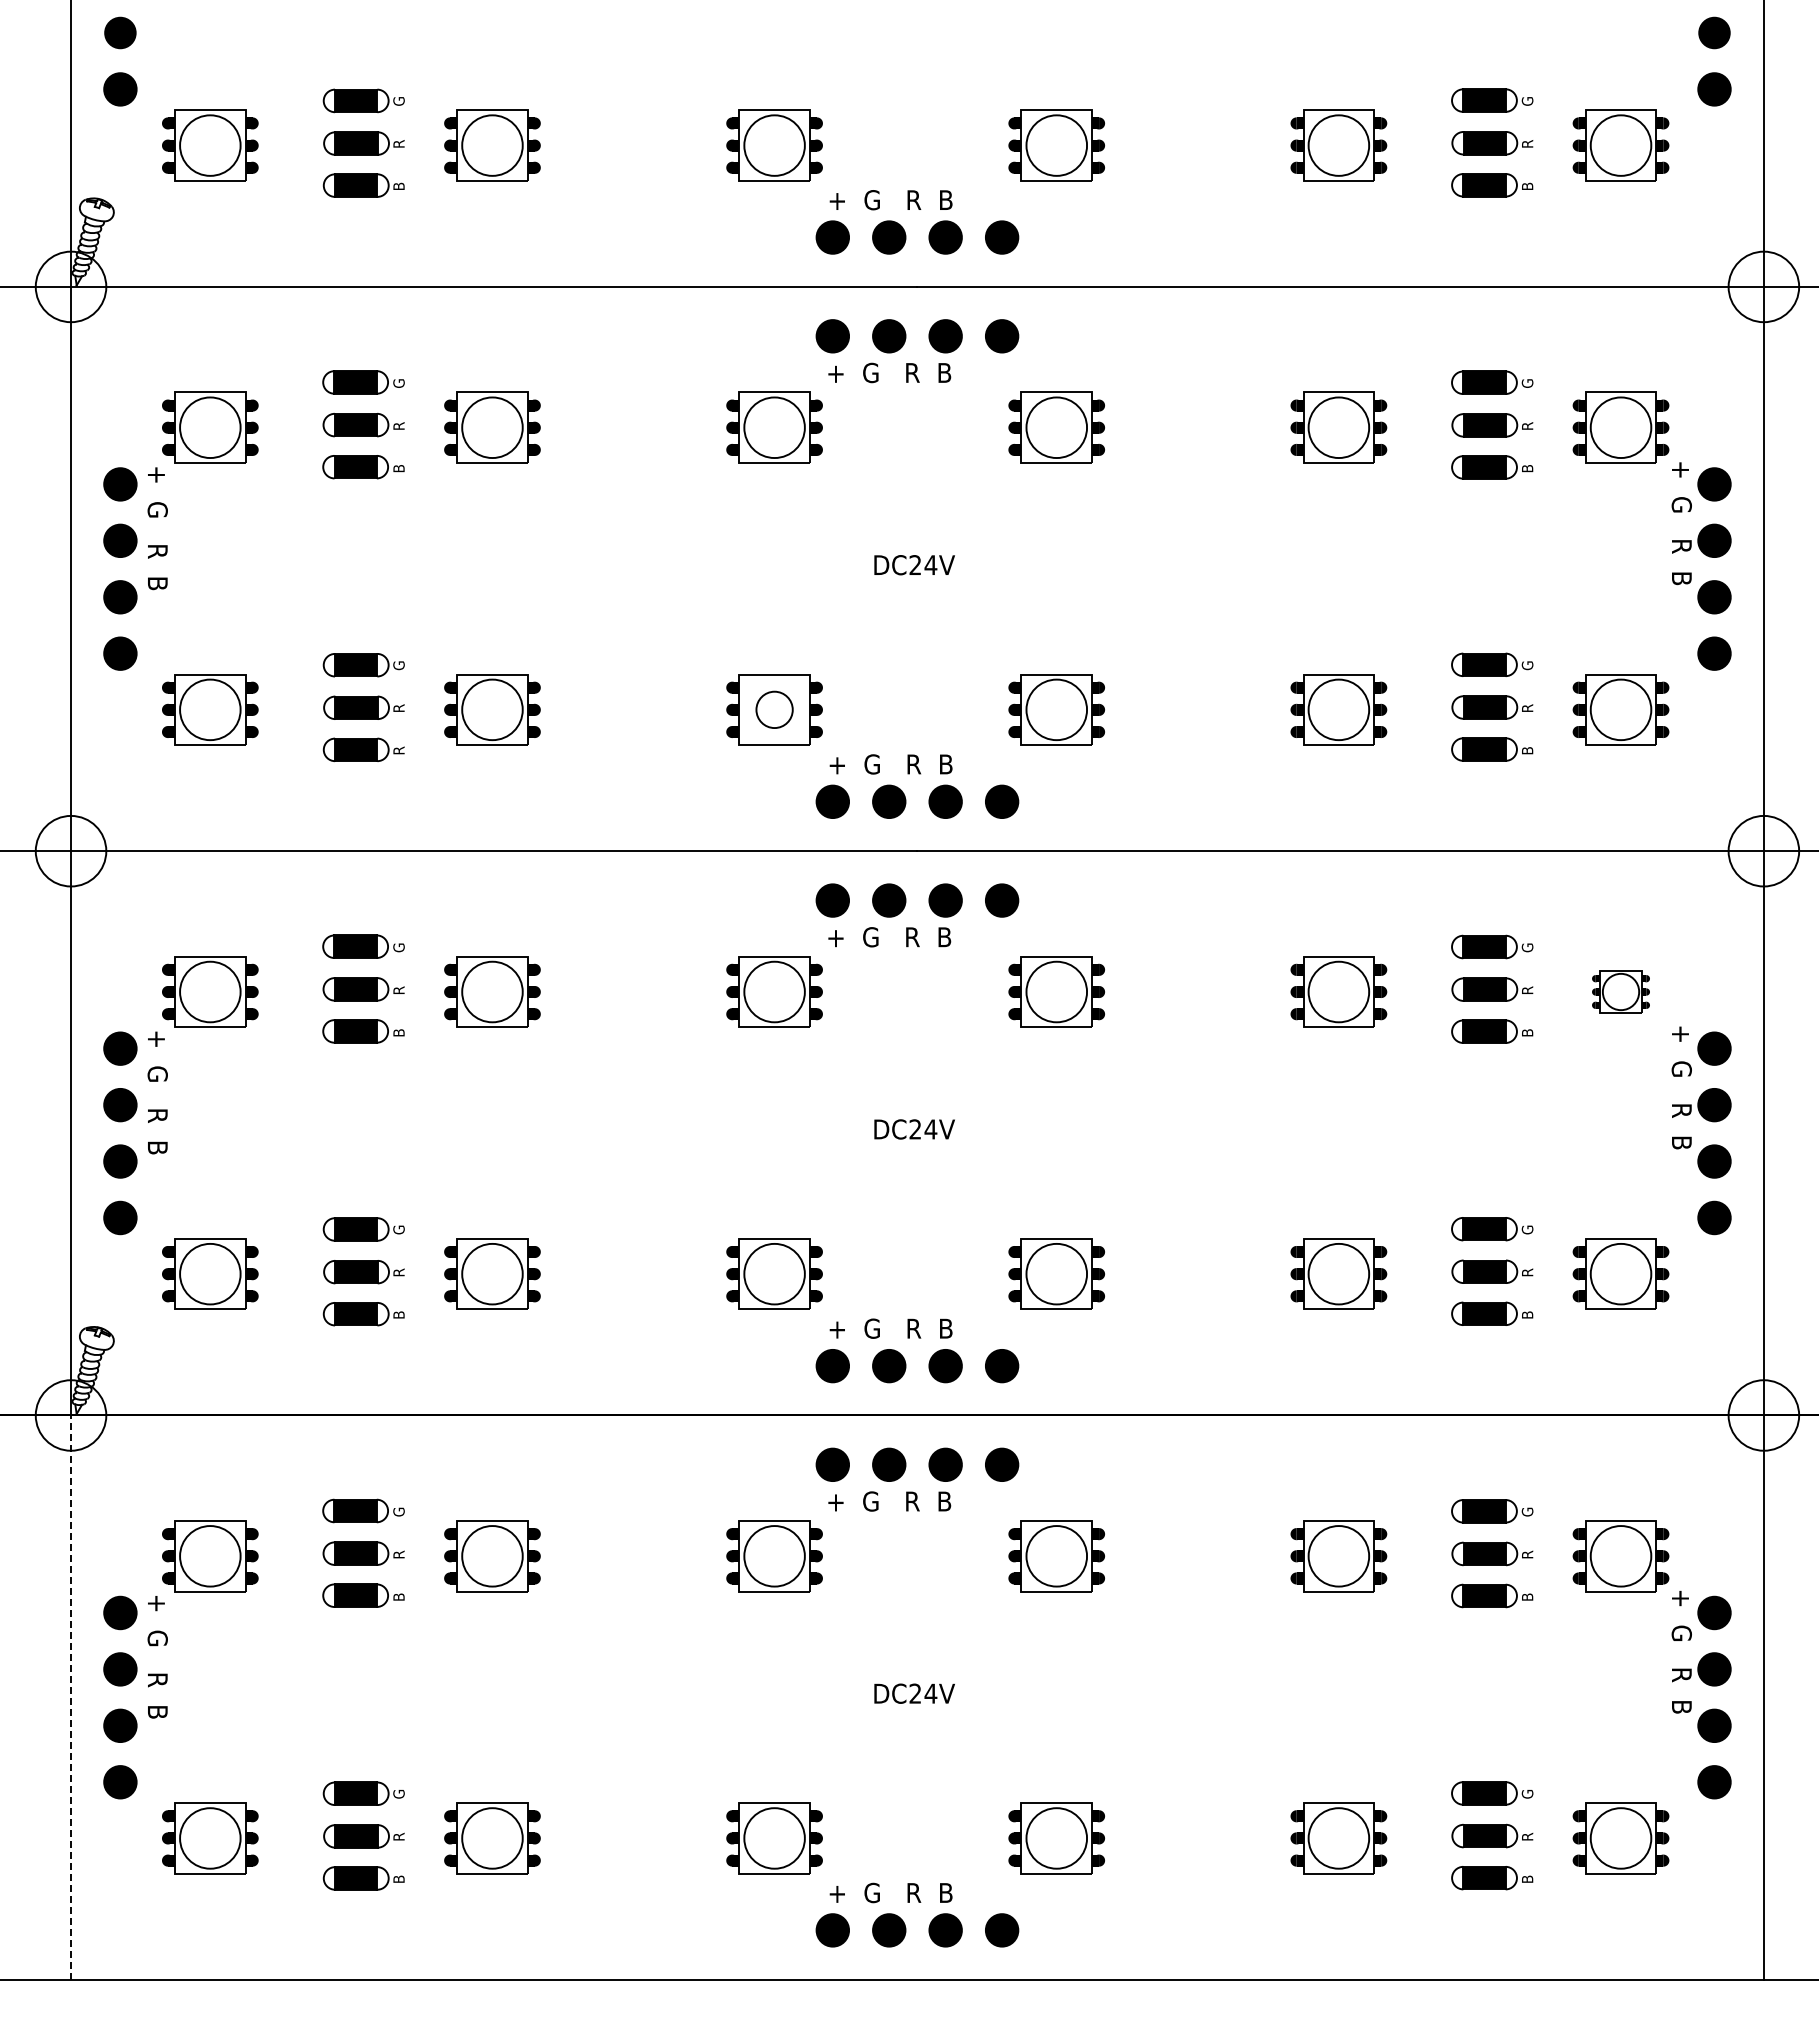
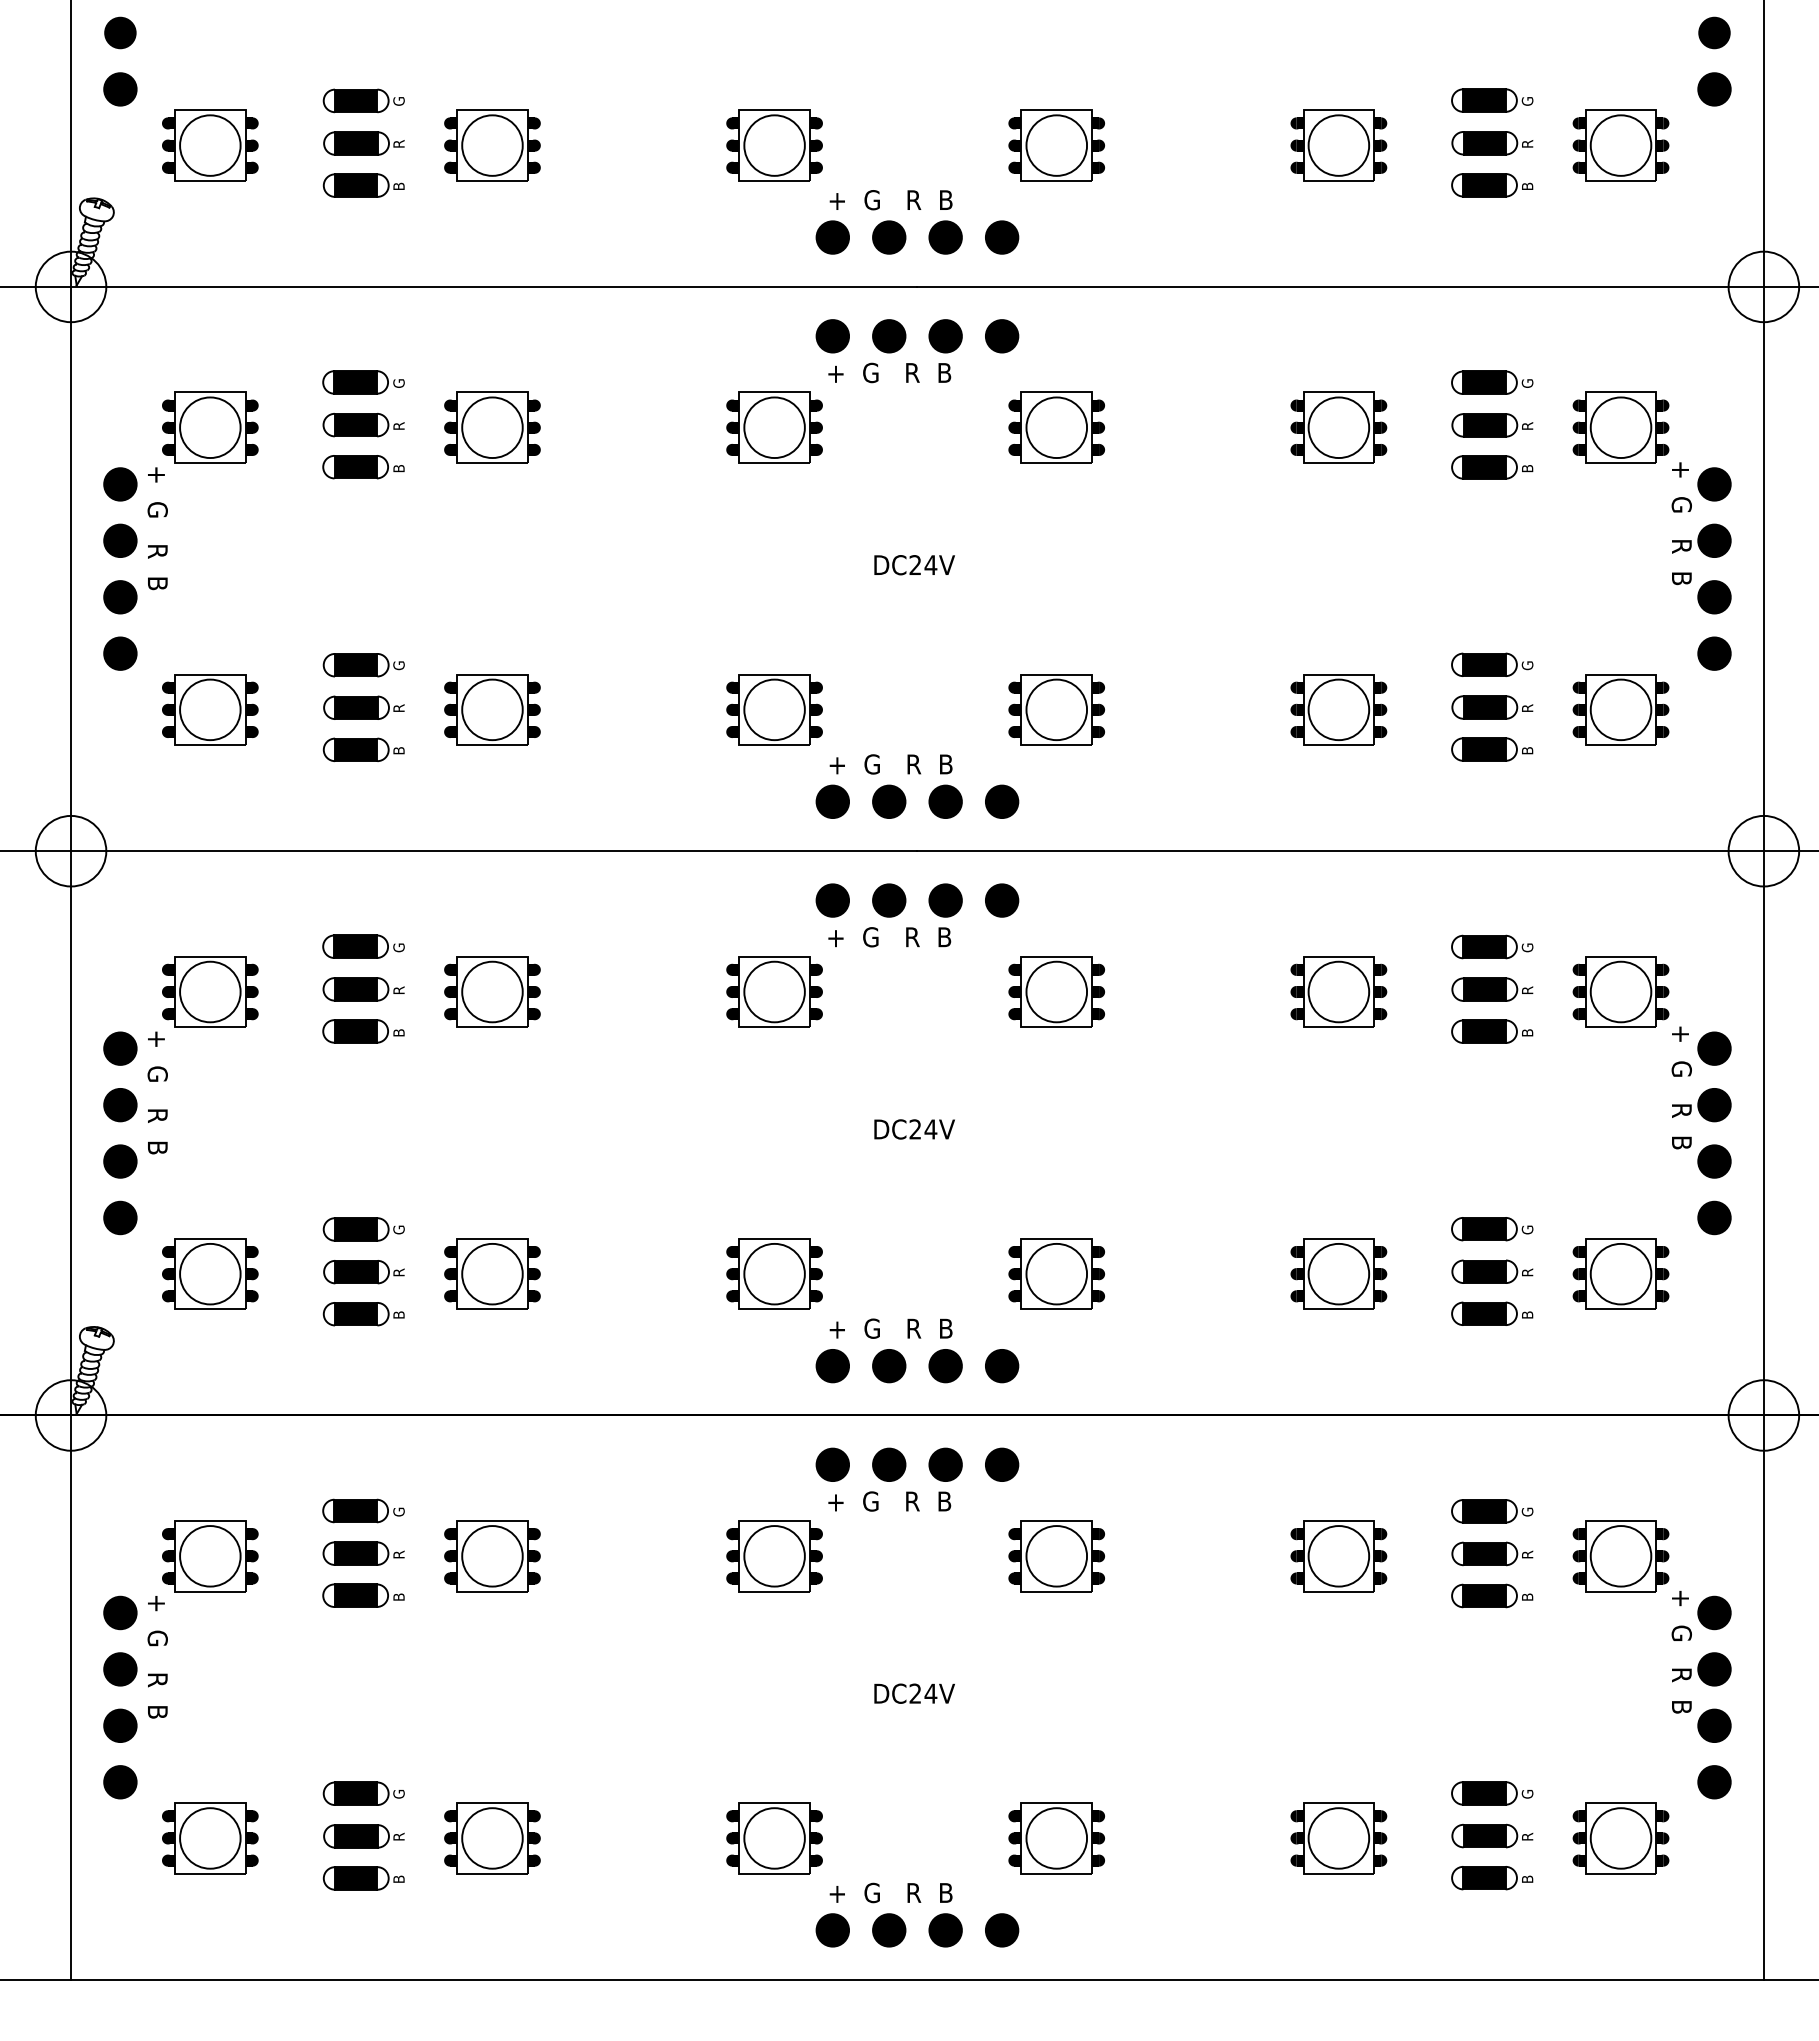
circle diameter: 36 px -> 61 px (774, 709)
text: R -> B (398, 749)
part size: 58x44 px -> 98x72 px (1620, 991)
line: dashed -> solid (71, 1697)
